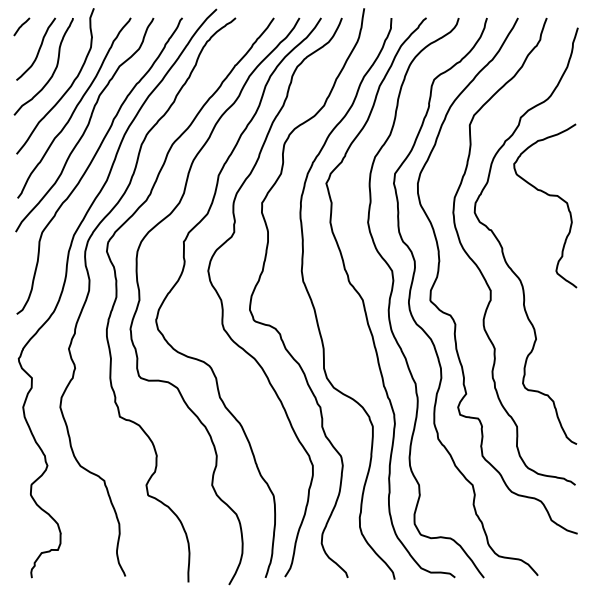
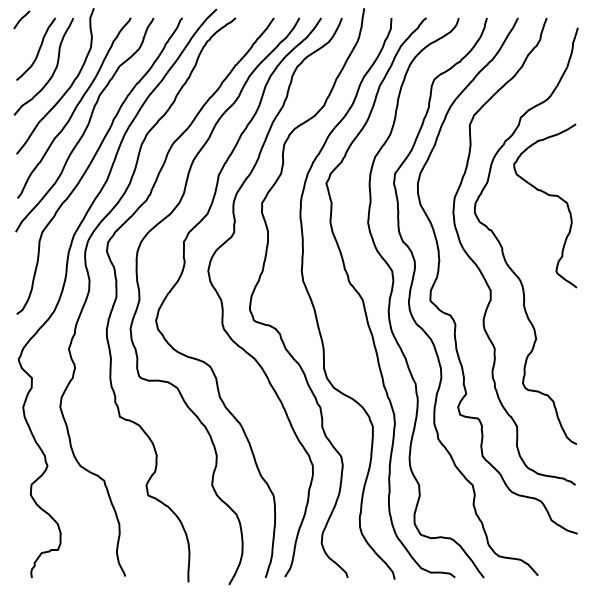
line position: (21, 26) -> (21, 19) (21, 19)
